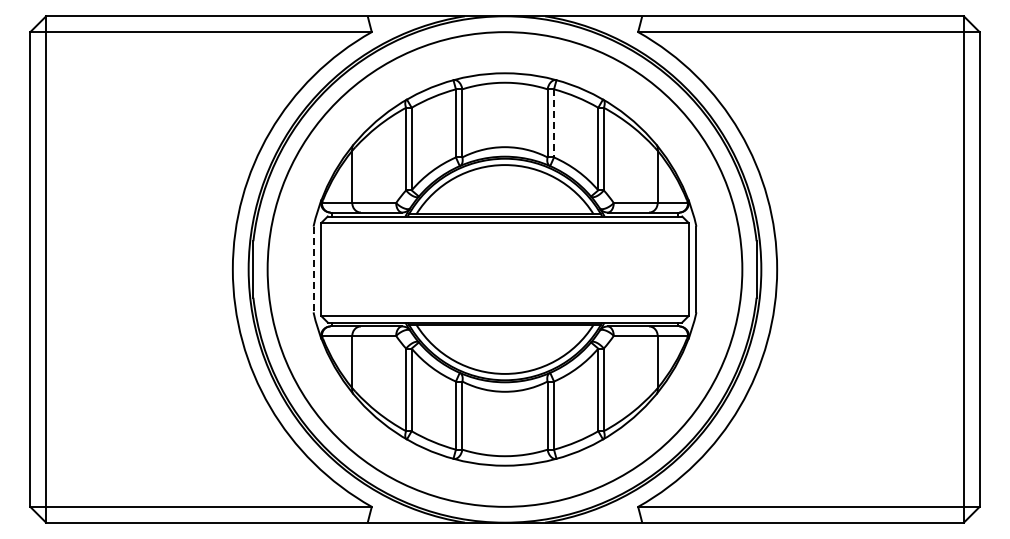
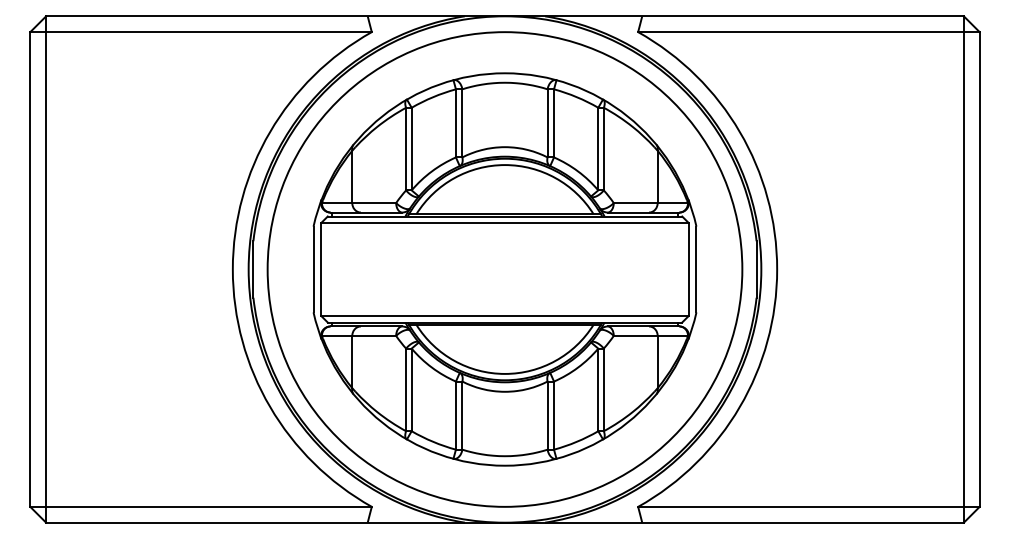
line: dashed -> solid (554, 123)
line: dashed -> solid (313, 269)
